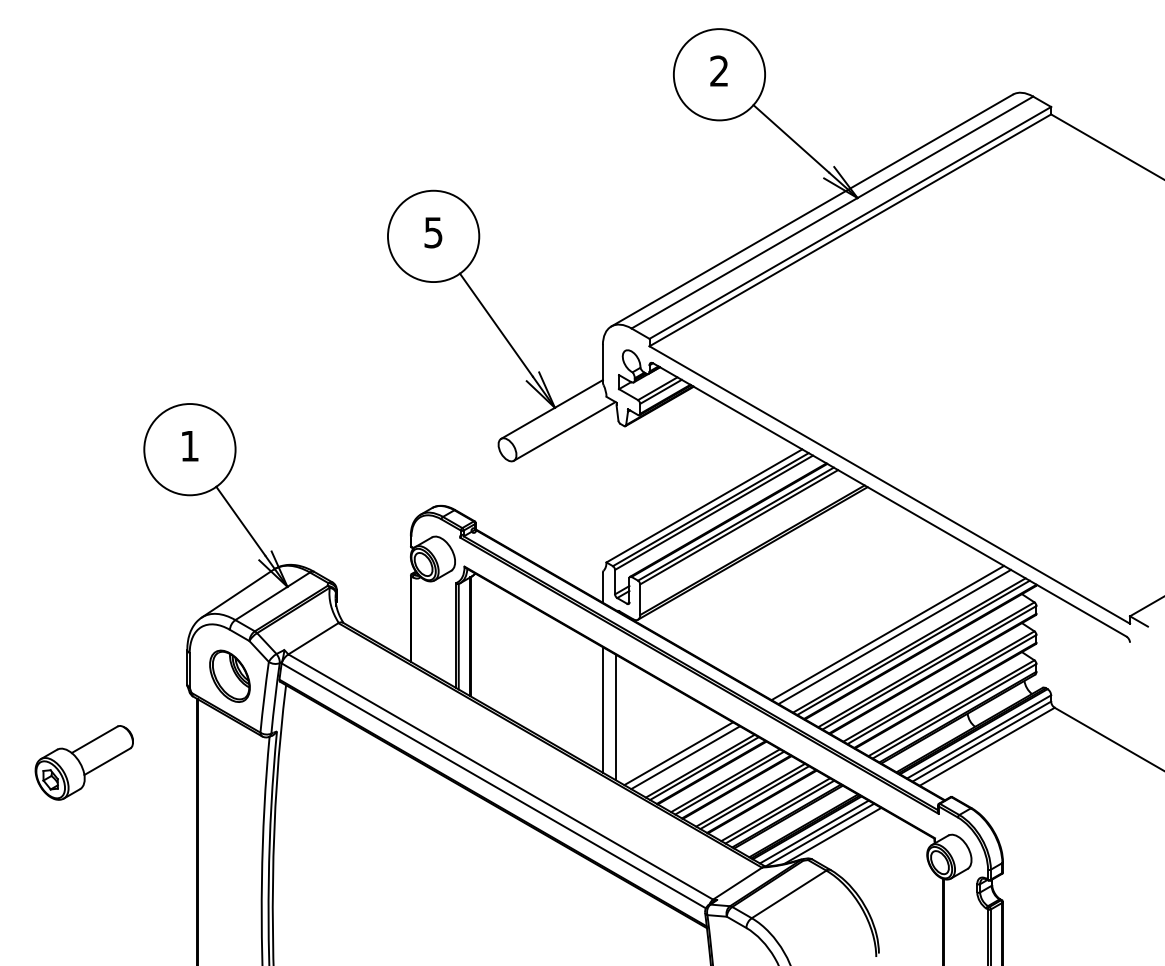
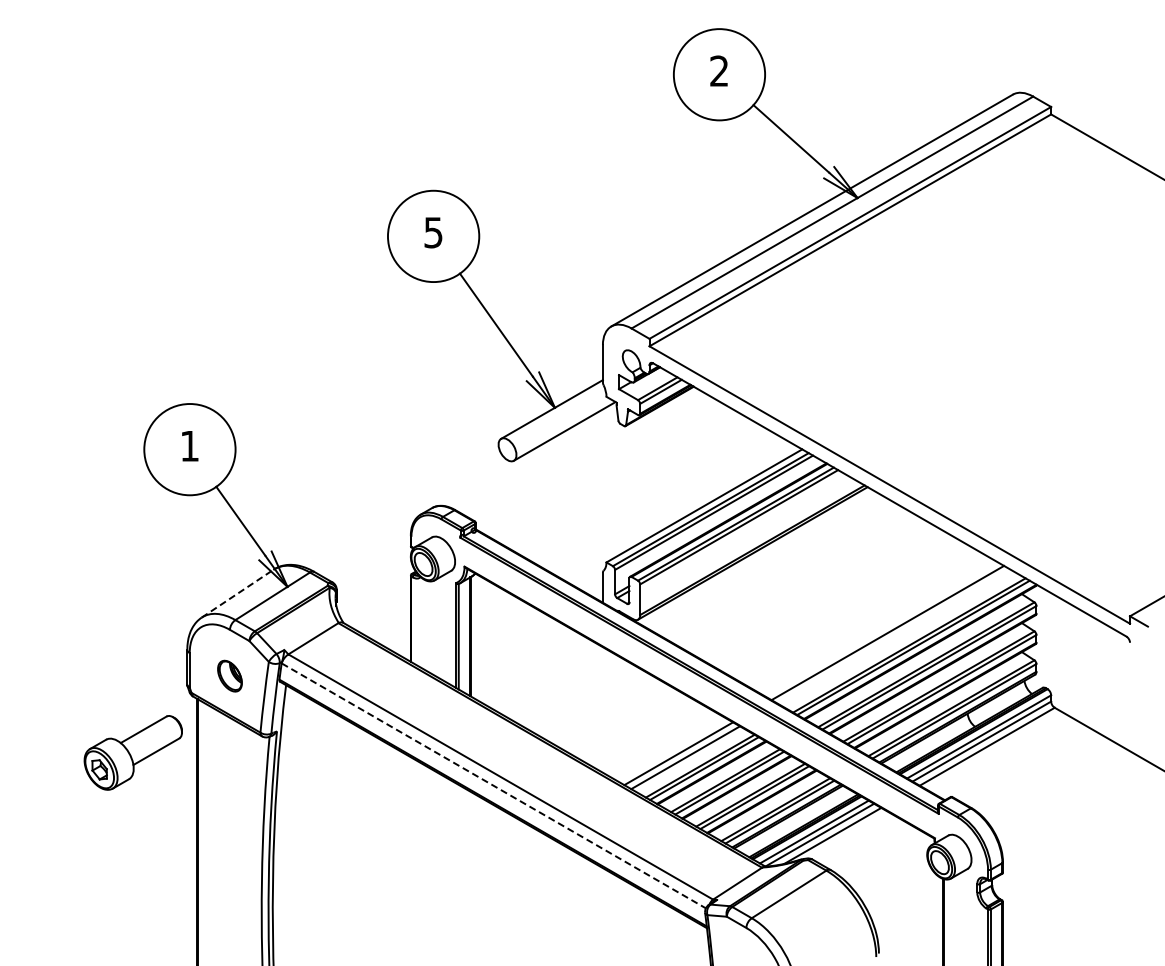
line: solid -> dashed (238, 593)
line: present -> none (894, 636)
part size: 42x54 px -> 26x34 px (229, 675)
line: present -> none (602, 709)
line: present -> none (615, 717)
part position: (83, 762) -> (132, 752) (132, 752)
line: solid -> dashed (493, 785)
